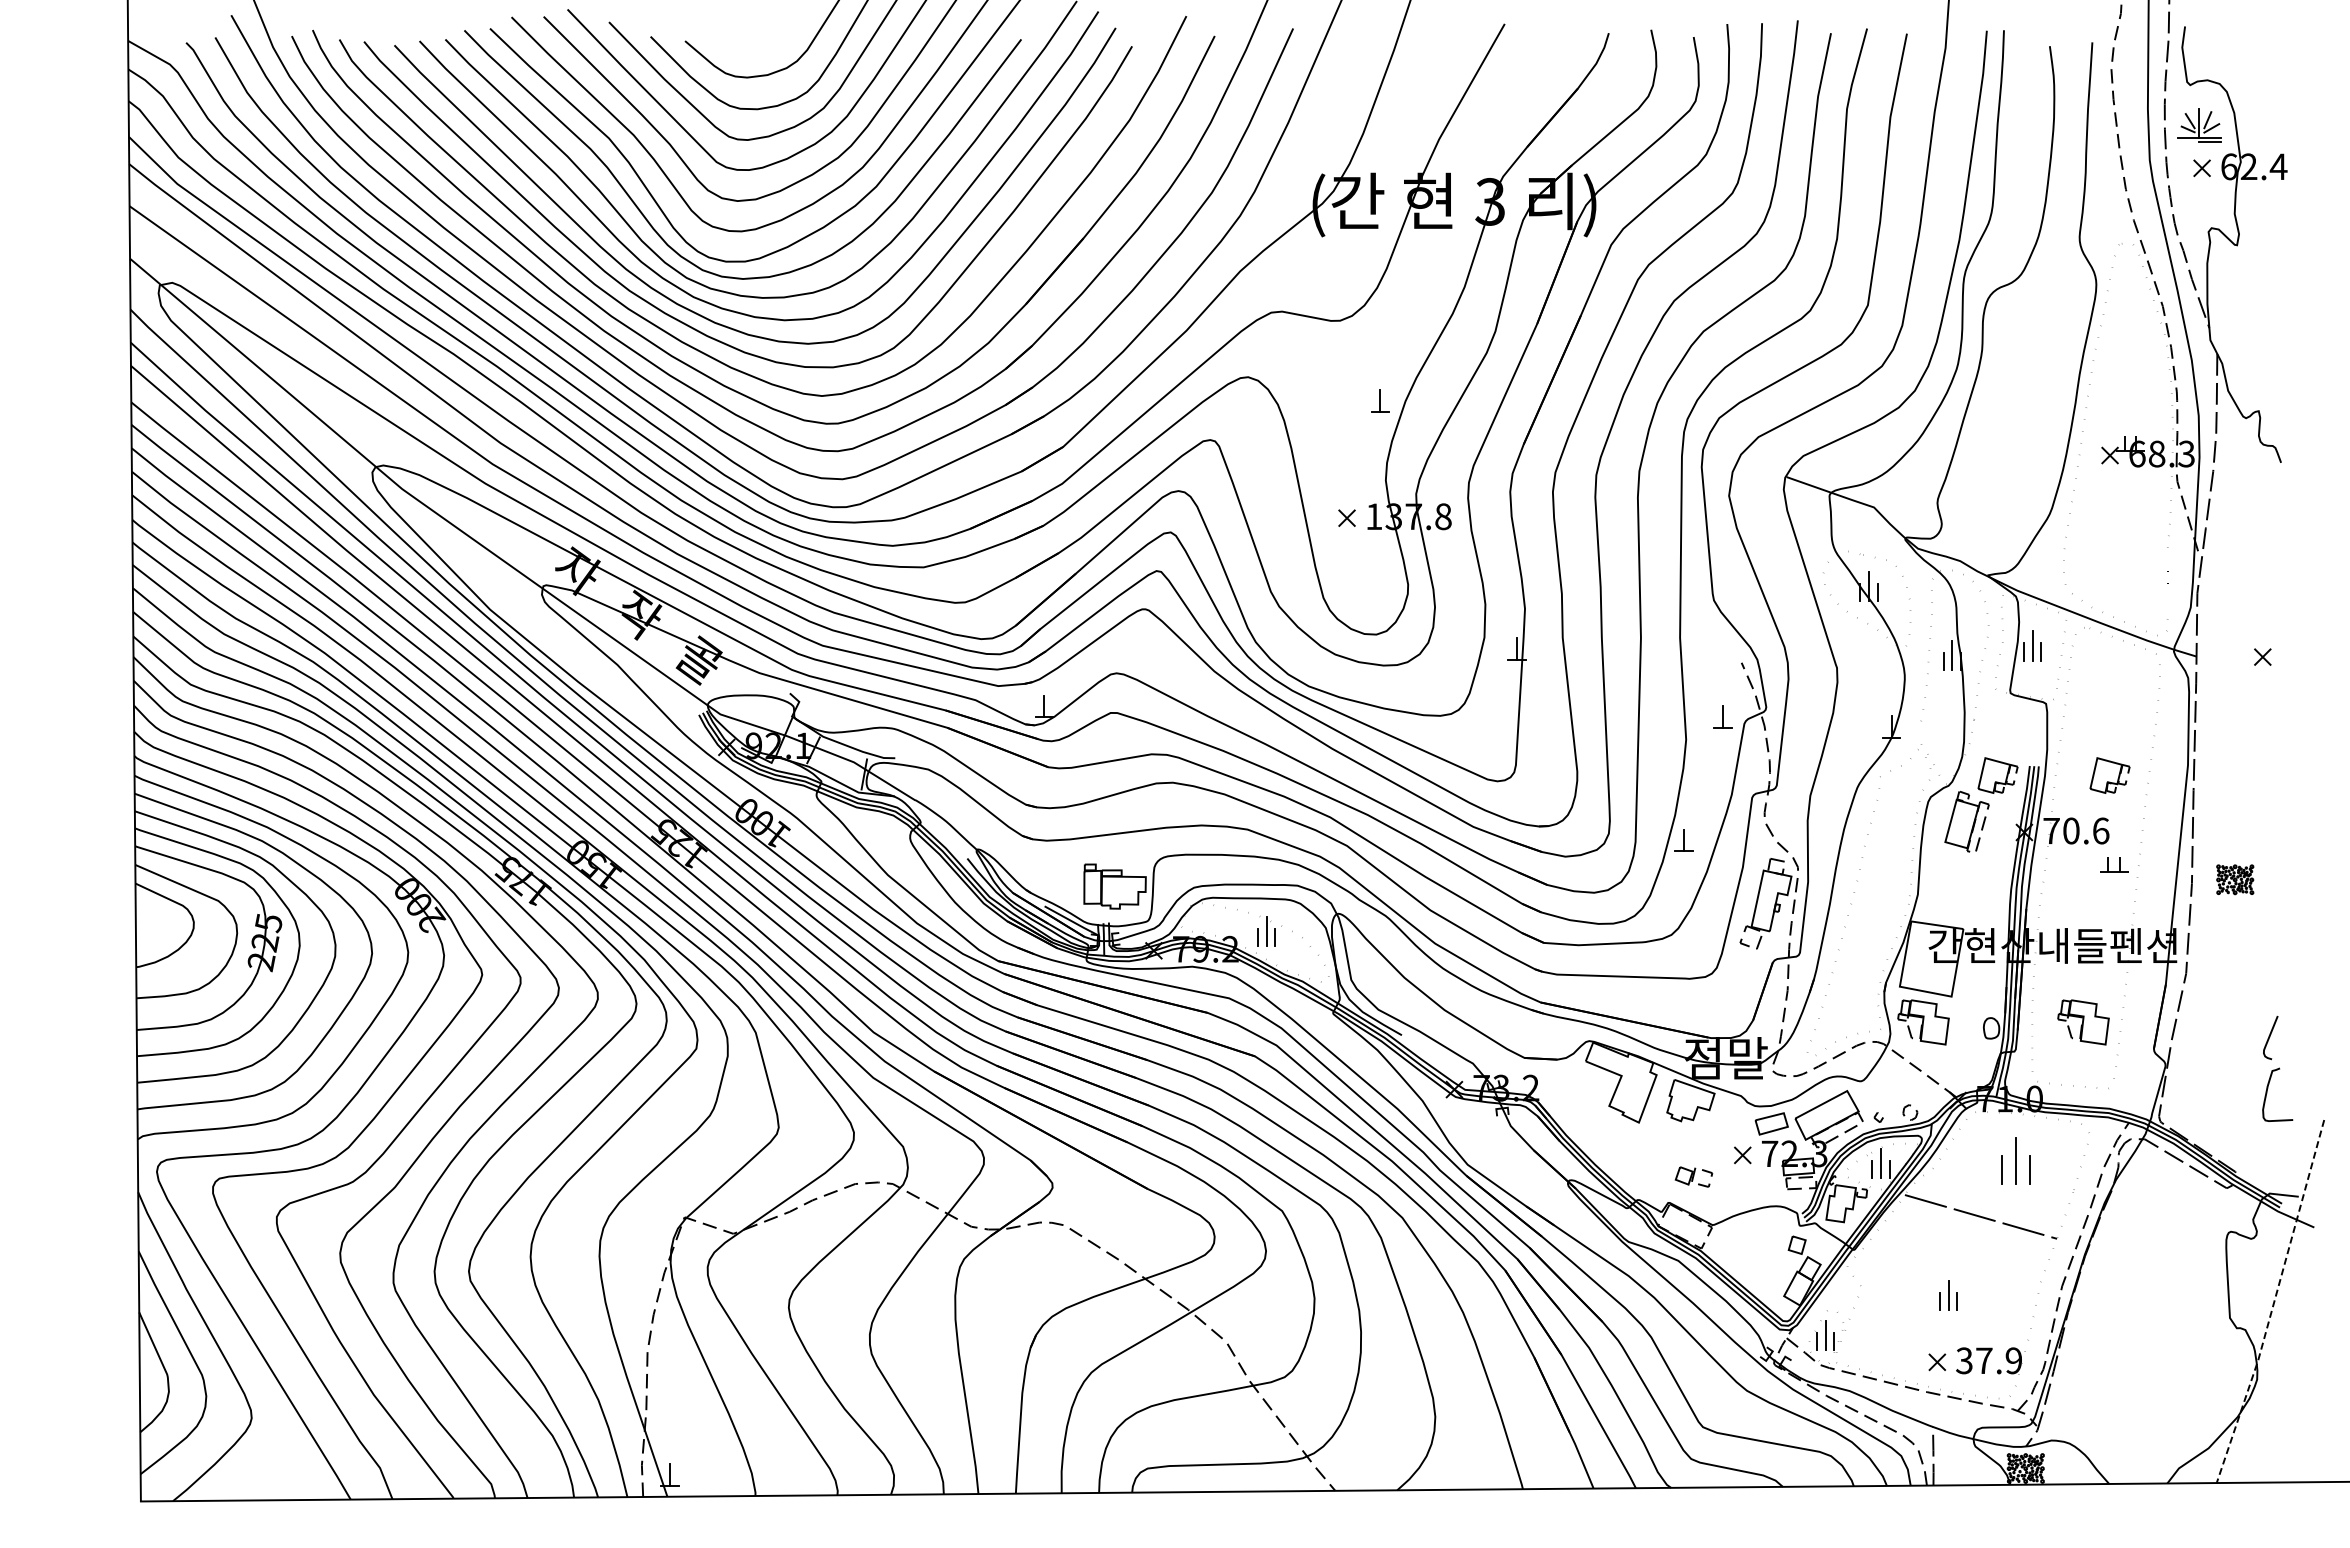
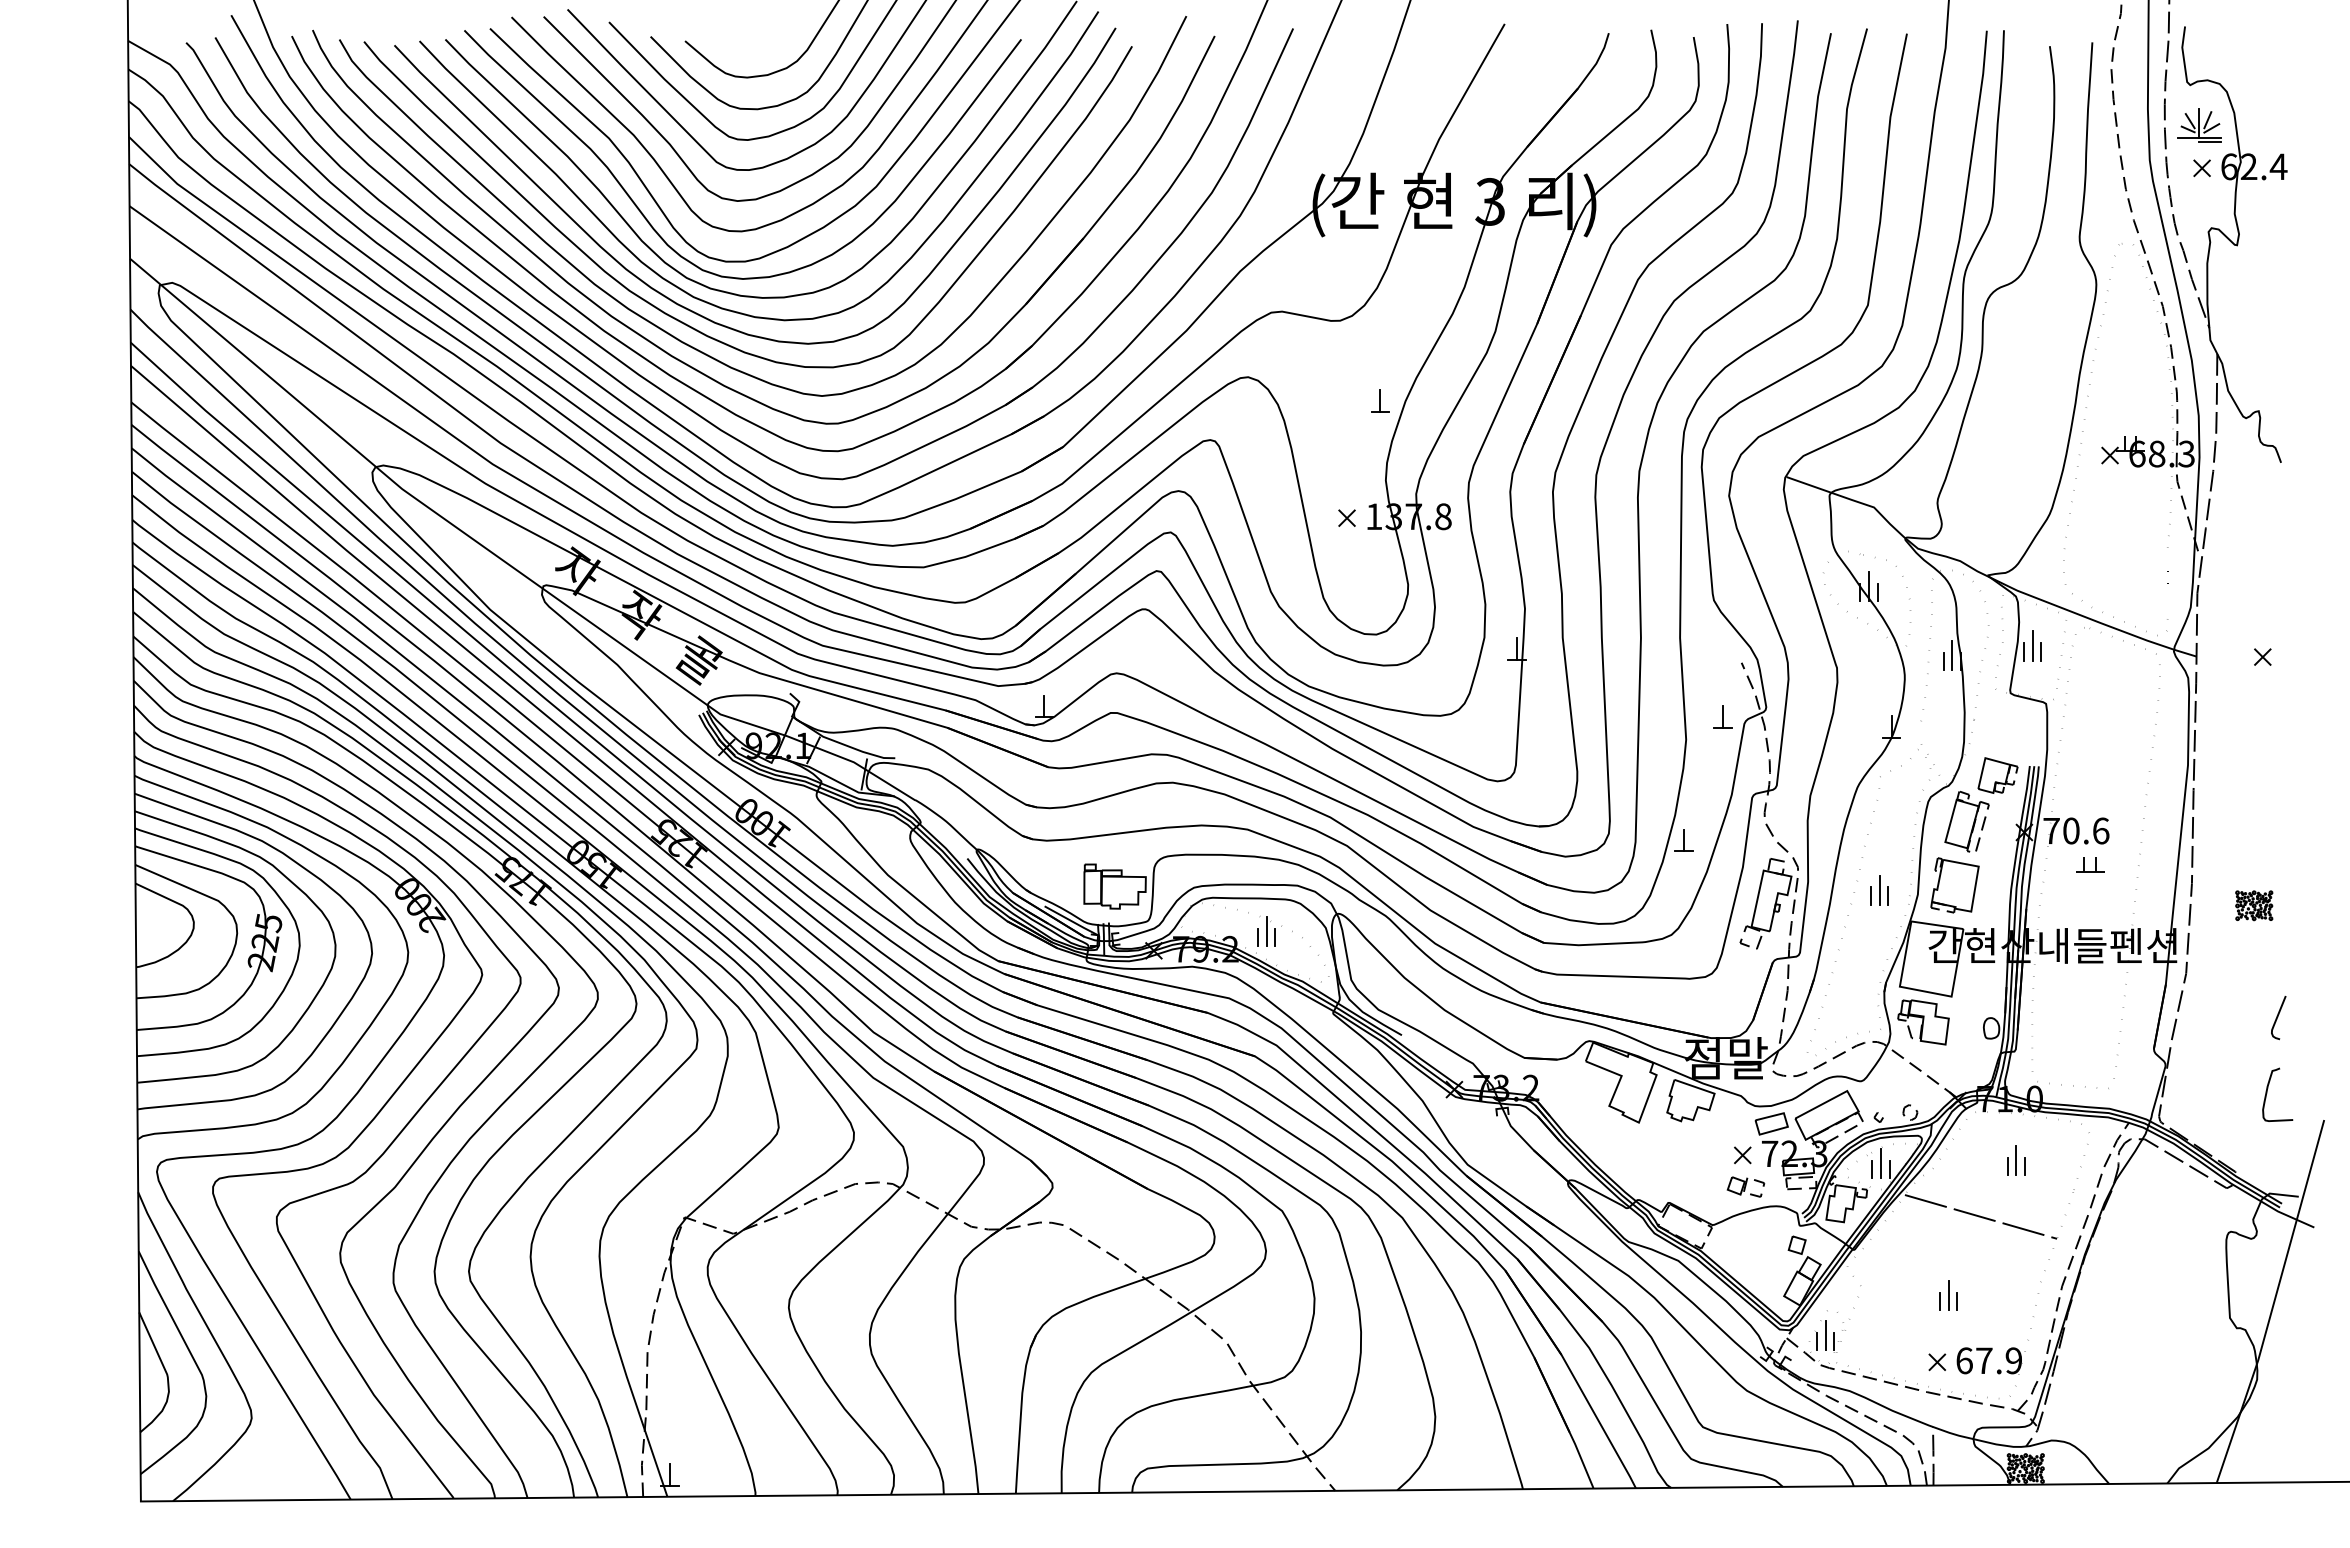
part: present -> none (2109, 775)
part position: (2114, 864) -> (2090, 864) (2090, 864)
part position: (2235, 879) -> (2254, 905) (2254, 905)
part: none -> present (1954, 885)
part: none -> present (1879, 890)
part: present -> none (2083, 1022)
curve position: (2270, 1037) -> (2278, 1017) (2278, 1017)
part size: 30x48 px -> 19x31 px (2016, 1160)
part position: (1693, 1176) -> (1745, 1186) (1745, 1186)
line: dashed -> solid (2273, 1303)
text: 37.9 -> 67.9 (1964, 1360)
